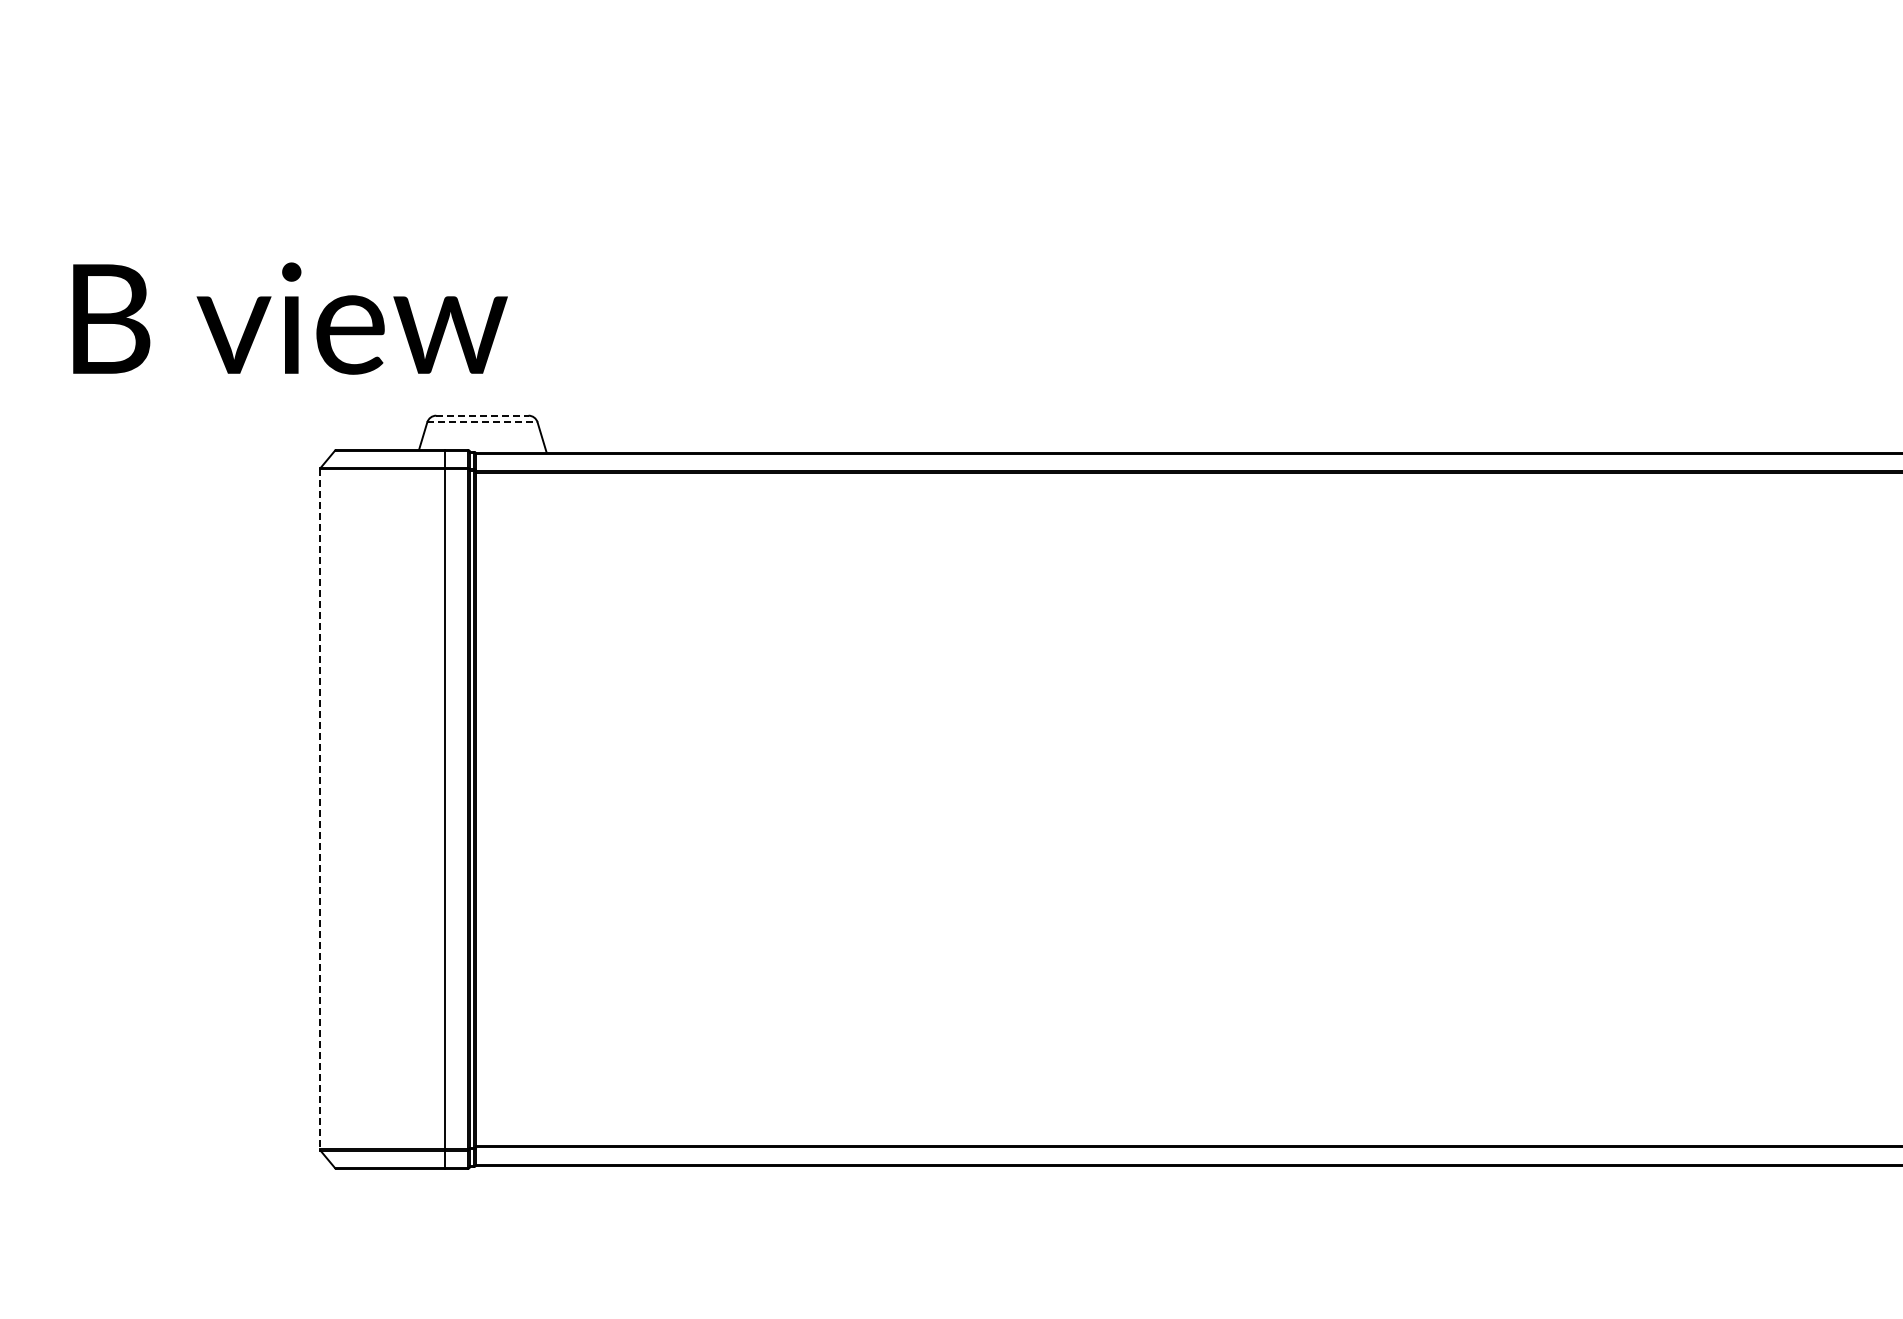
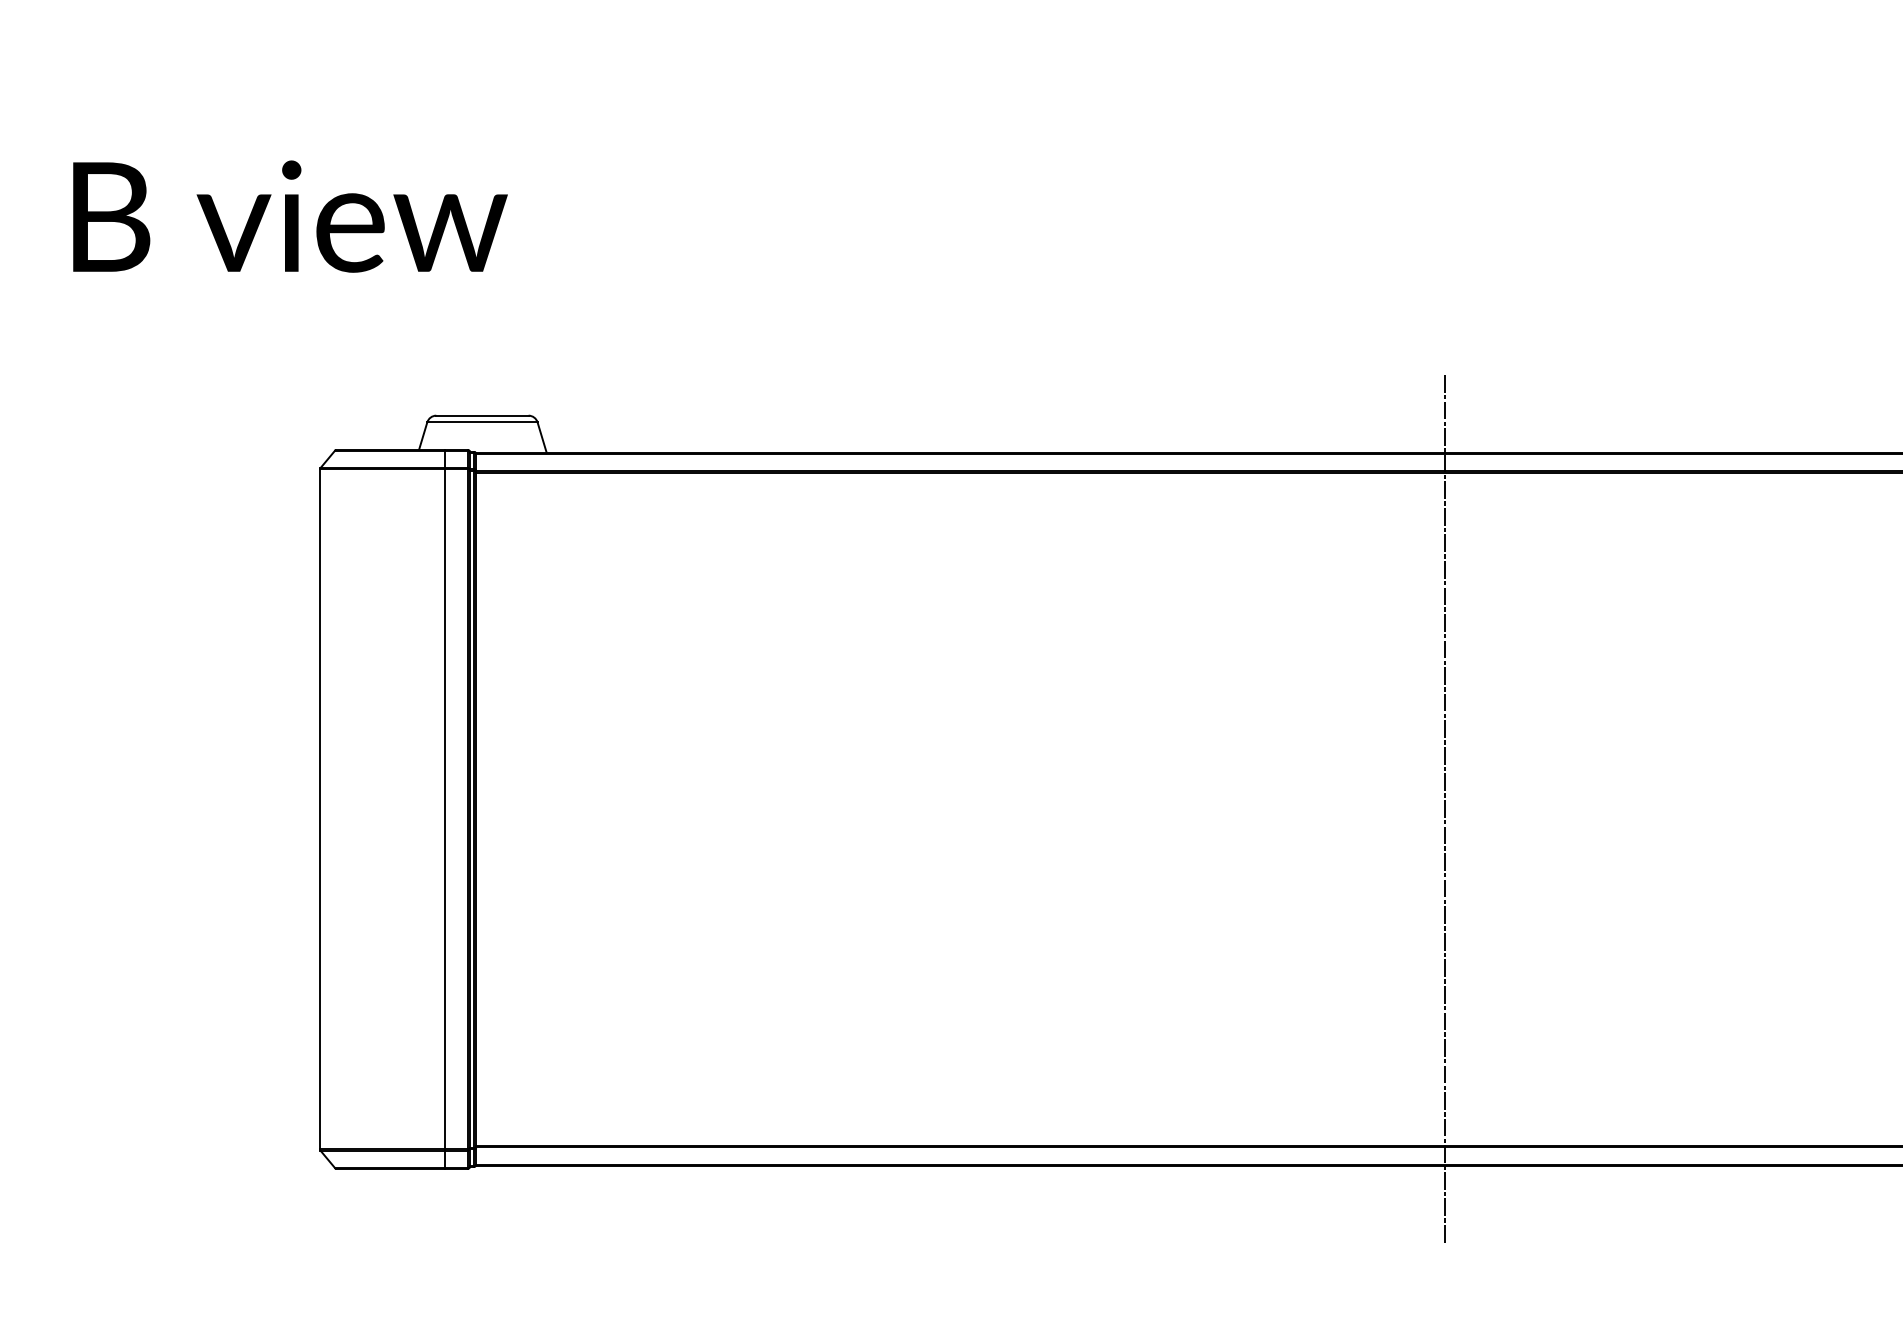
text position: (290, 318) -> (290, 216) (290, 216)
line: dashed -> solid (482, 415)
line: dashed -> solid (482, 422)
line: dashed -> solid (319, 809)
line: none -> present (1444, 809)
